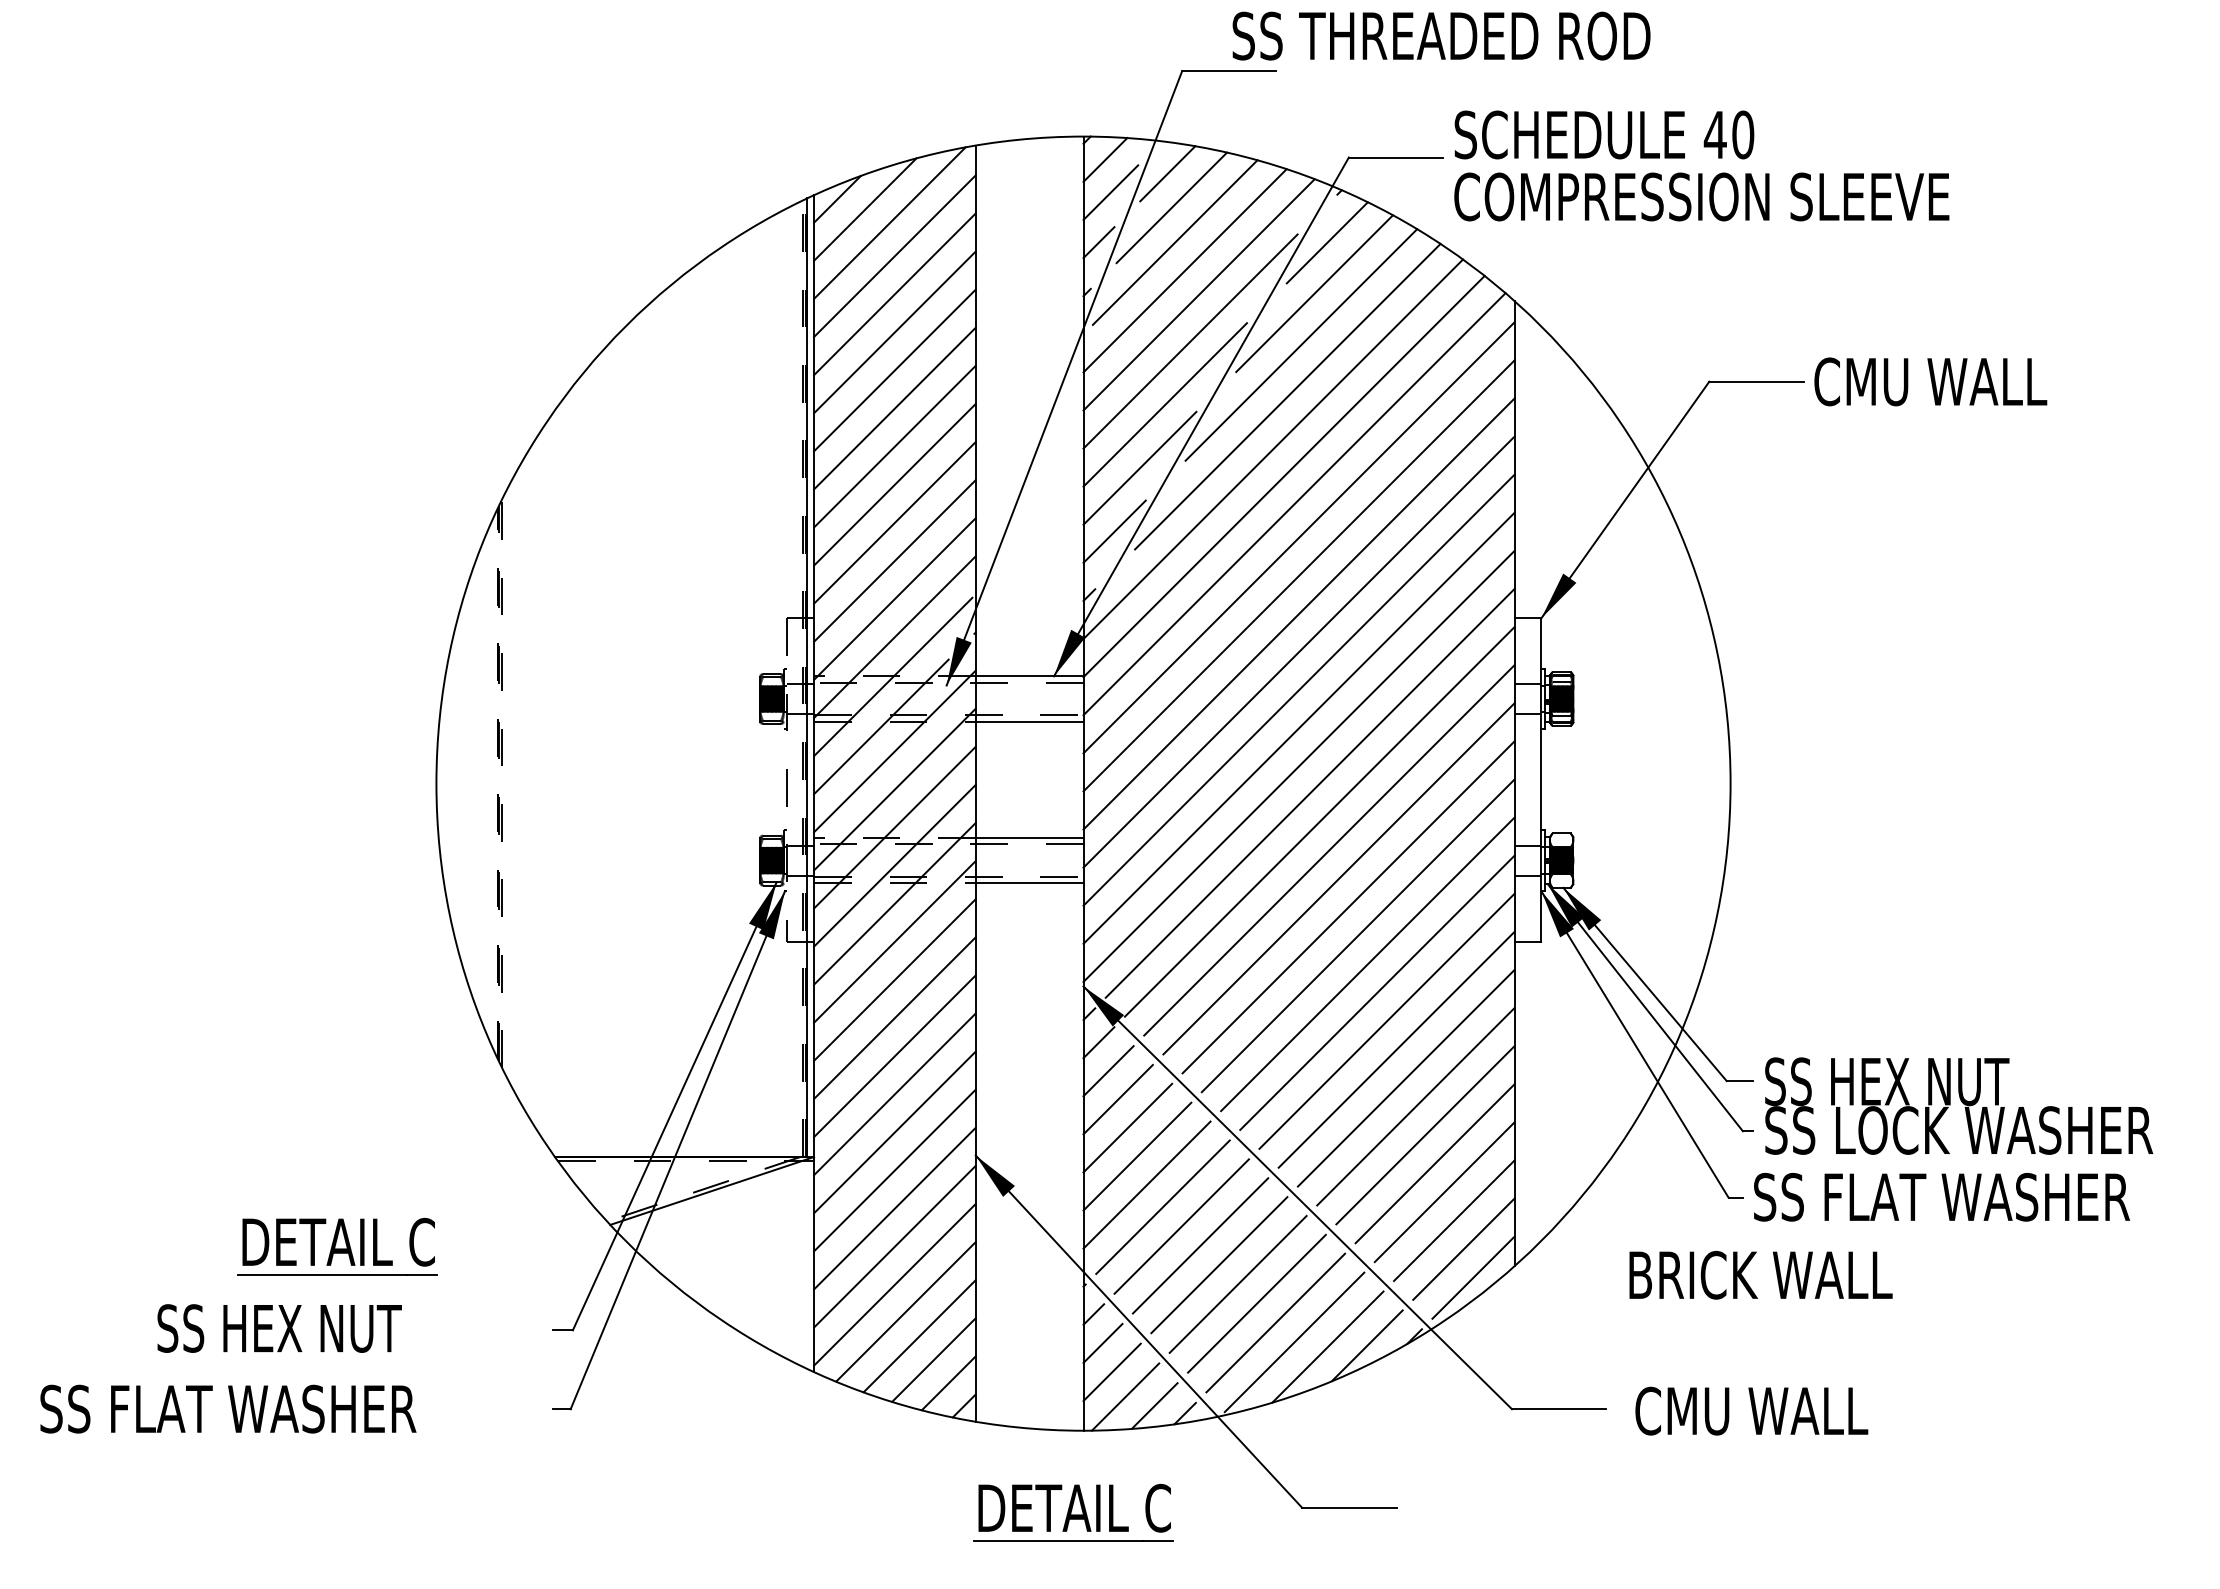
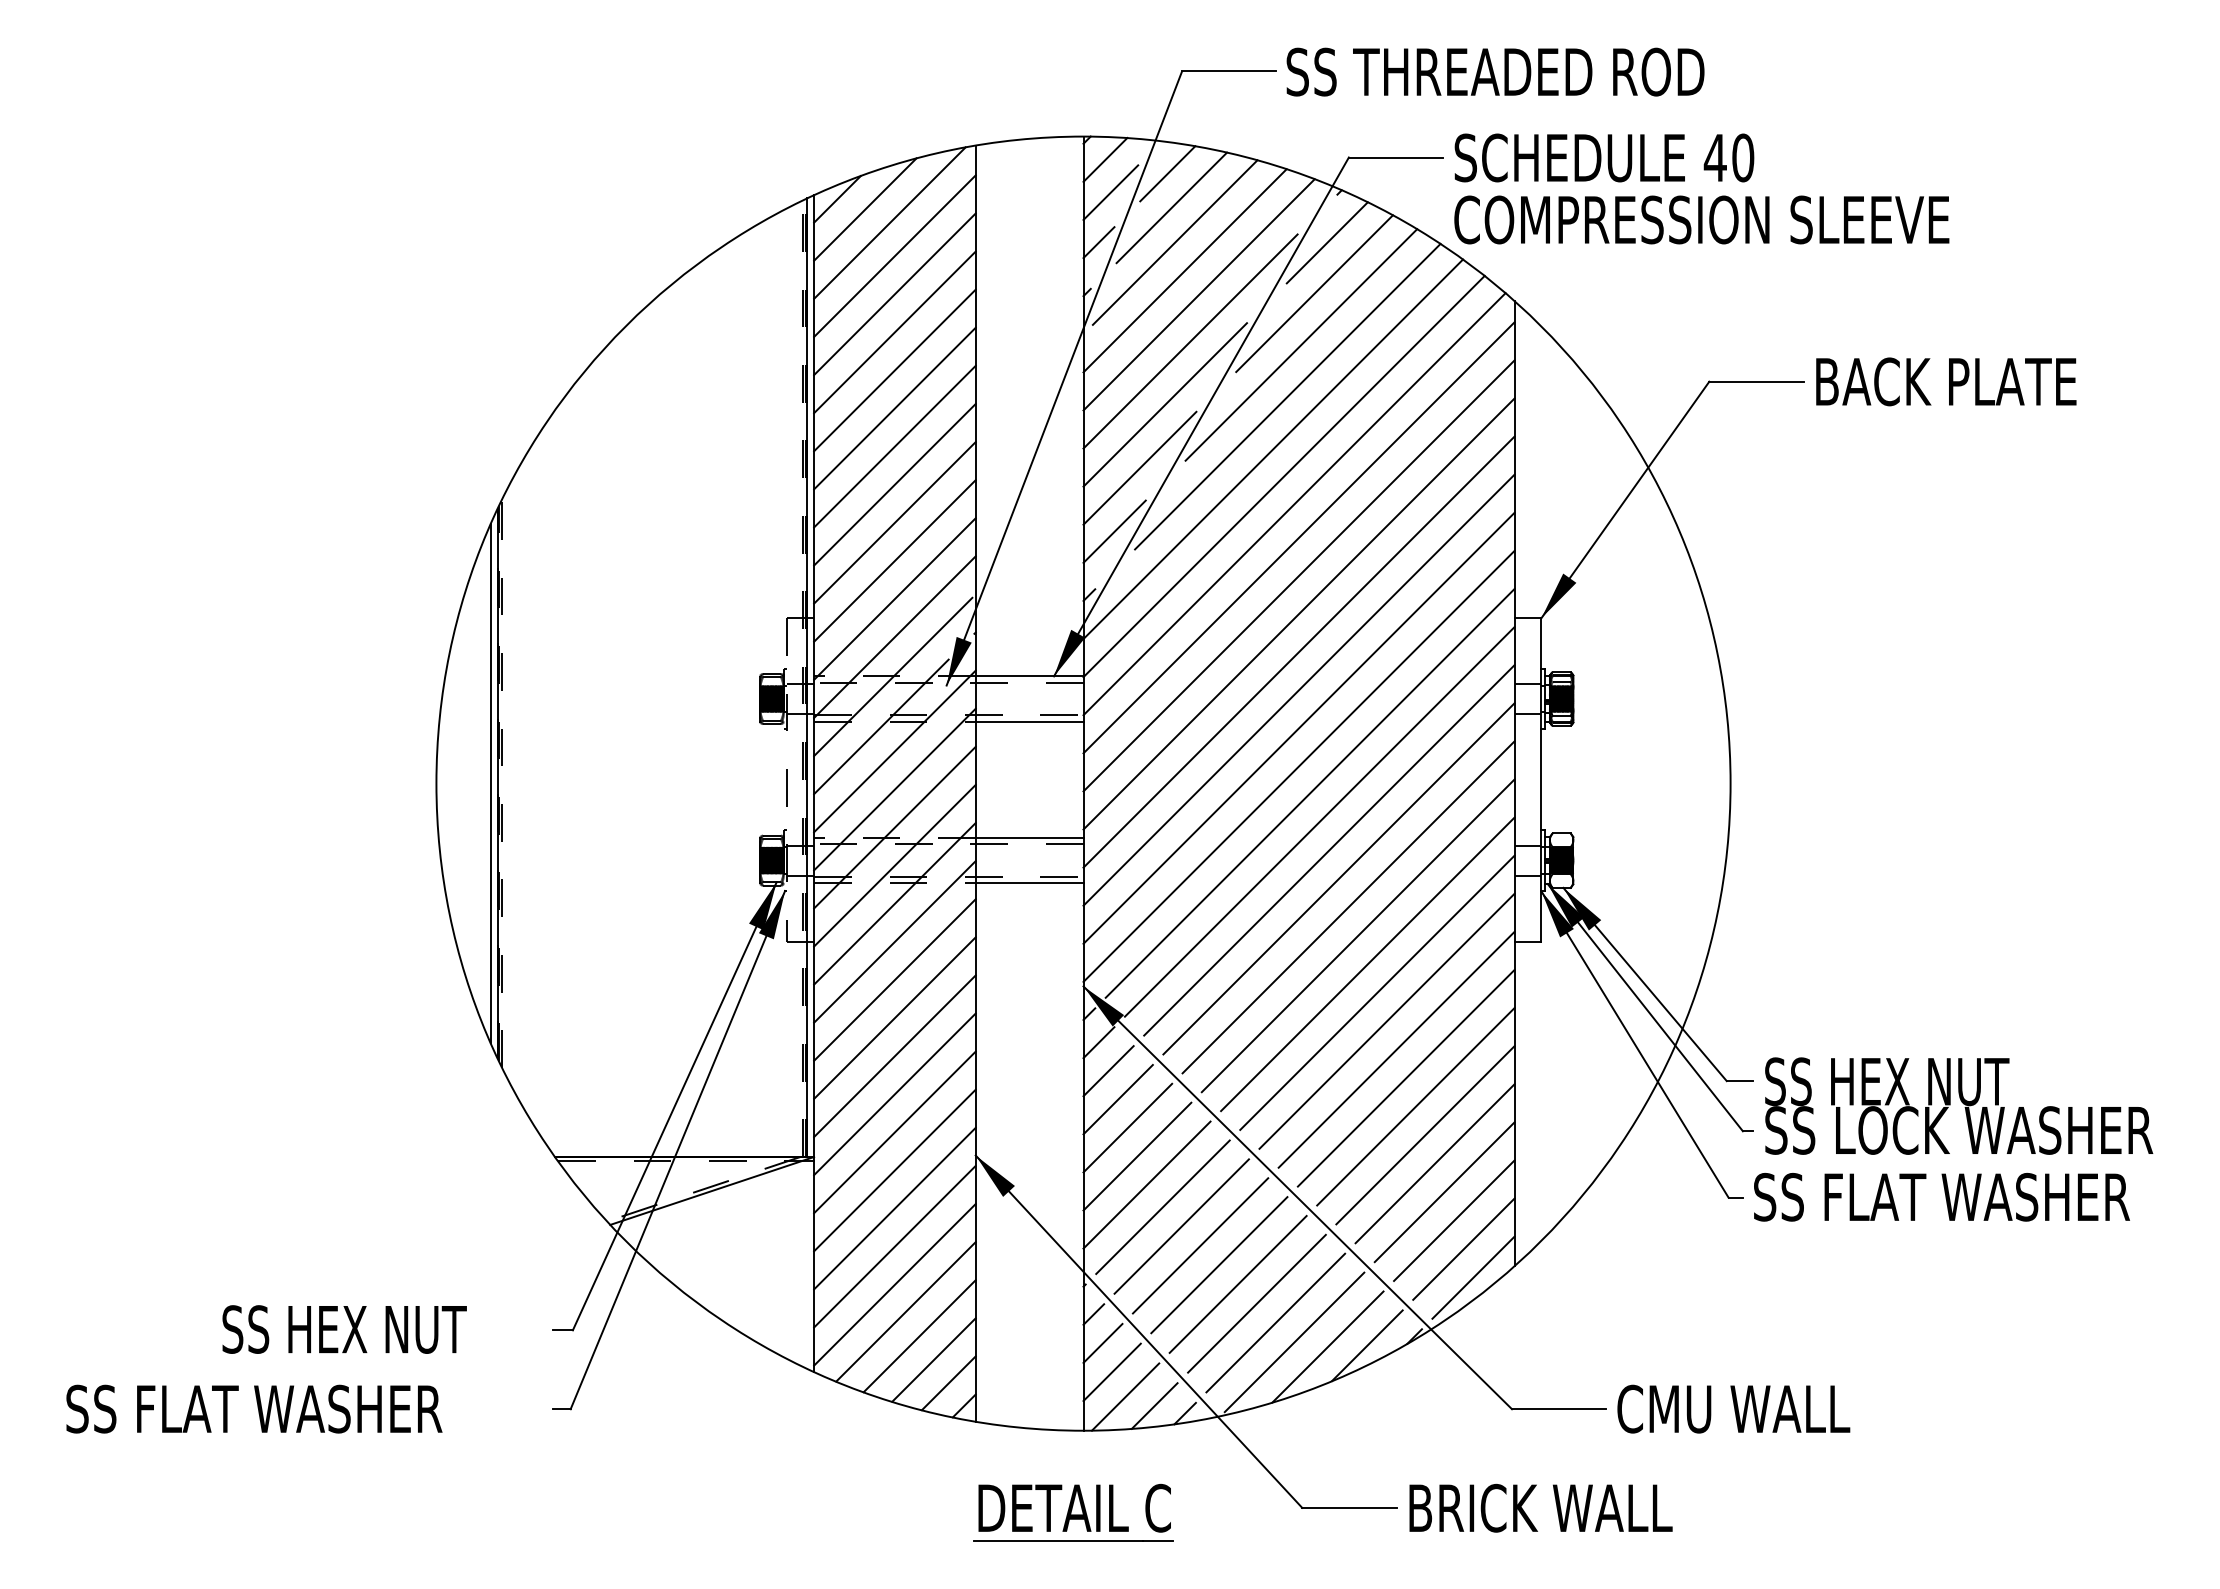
text position: (1441, 35) -> (1495, 71) (1495, 71)
text position: (1701, 165) -> (1701, 188) (1701, 188)
text: CMU WALL -> BACK PLATE (1945, 381)
line: none -> present (490, 783)
line: dashed -> solid (497, 783)
part: present -> none (337, 1246)
text position: (1760, 1274) -> (1540, 1507) (1540, 1507)
text position: (279, 1328) -> (344, 1329) (344, 1329)
text position: (228, 1408) -> (254, 1408) (254, 1408)
text position: (1751, 1410) -> (1733, 1408) (1733, 1408)
